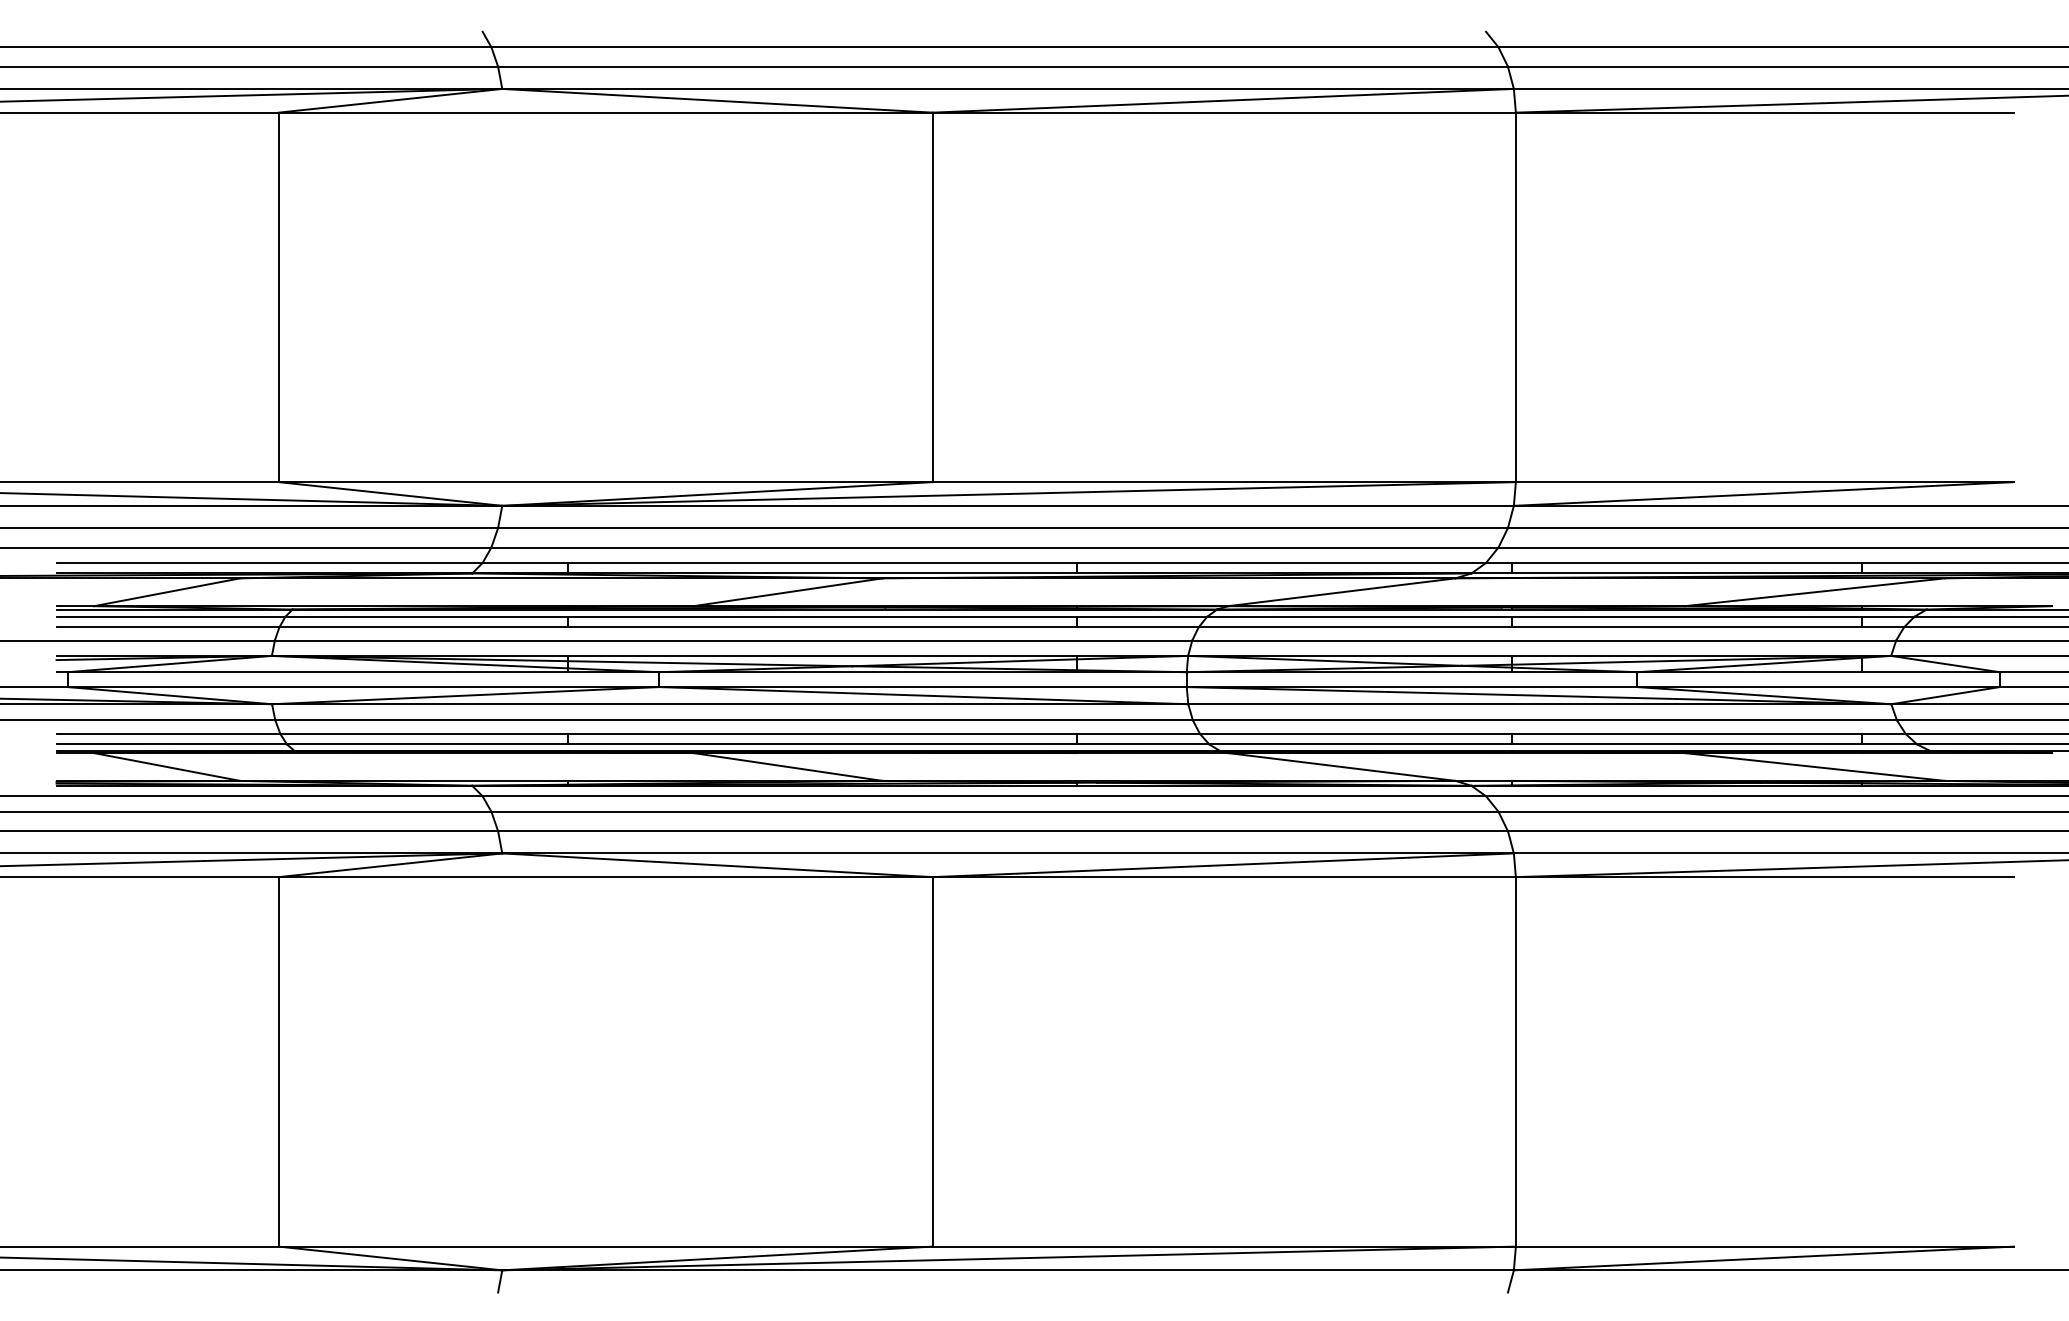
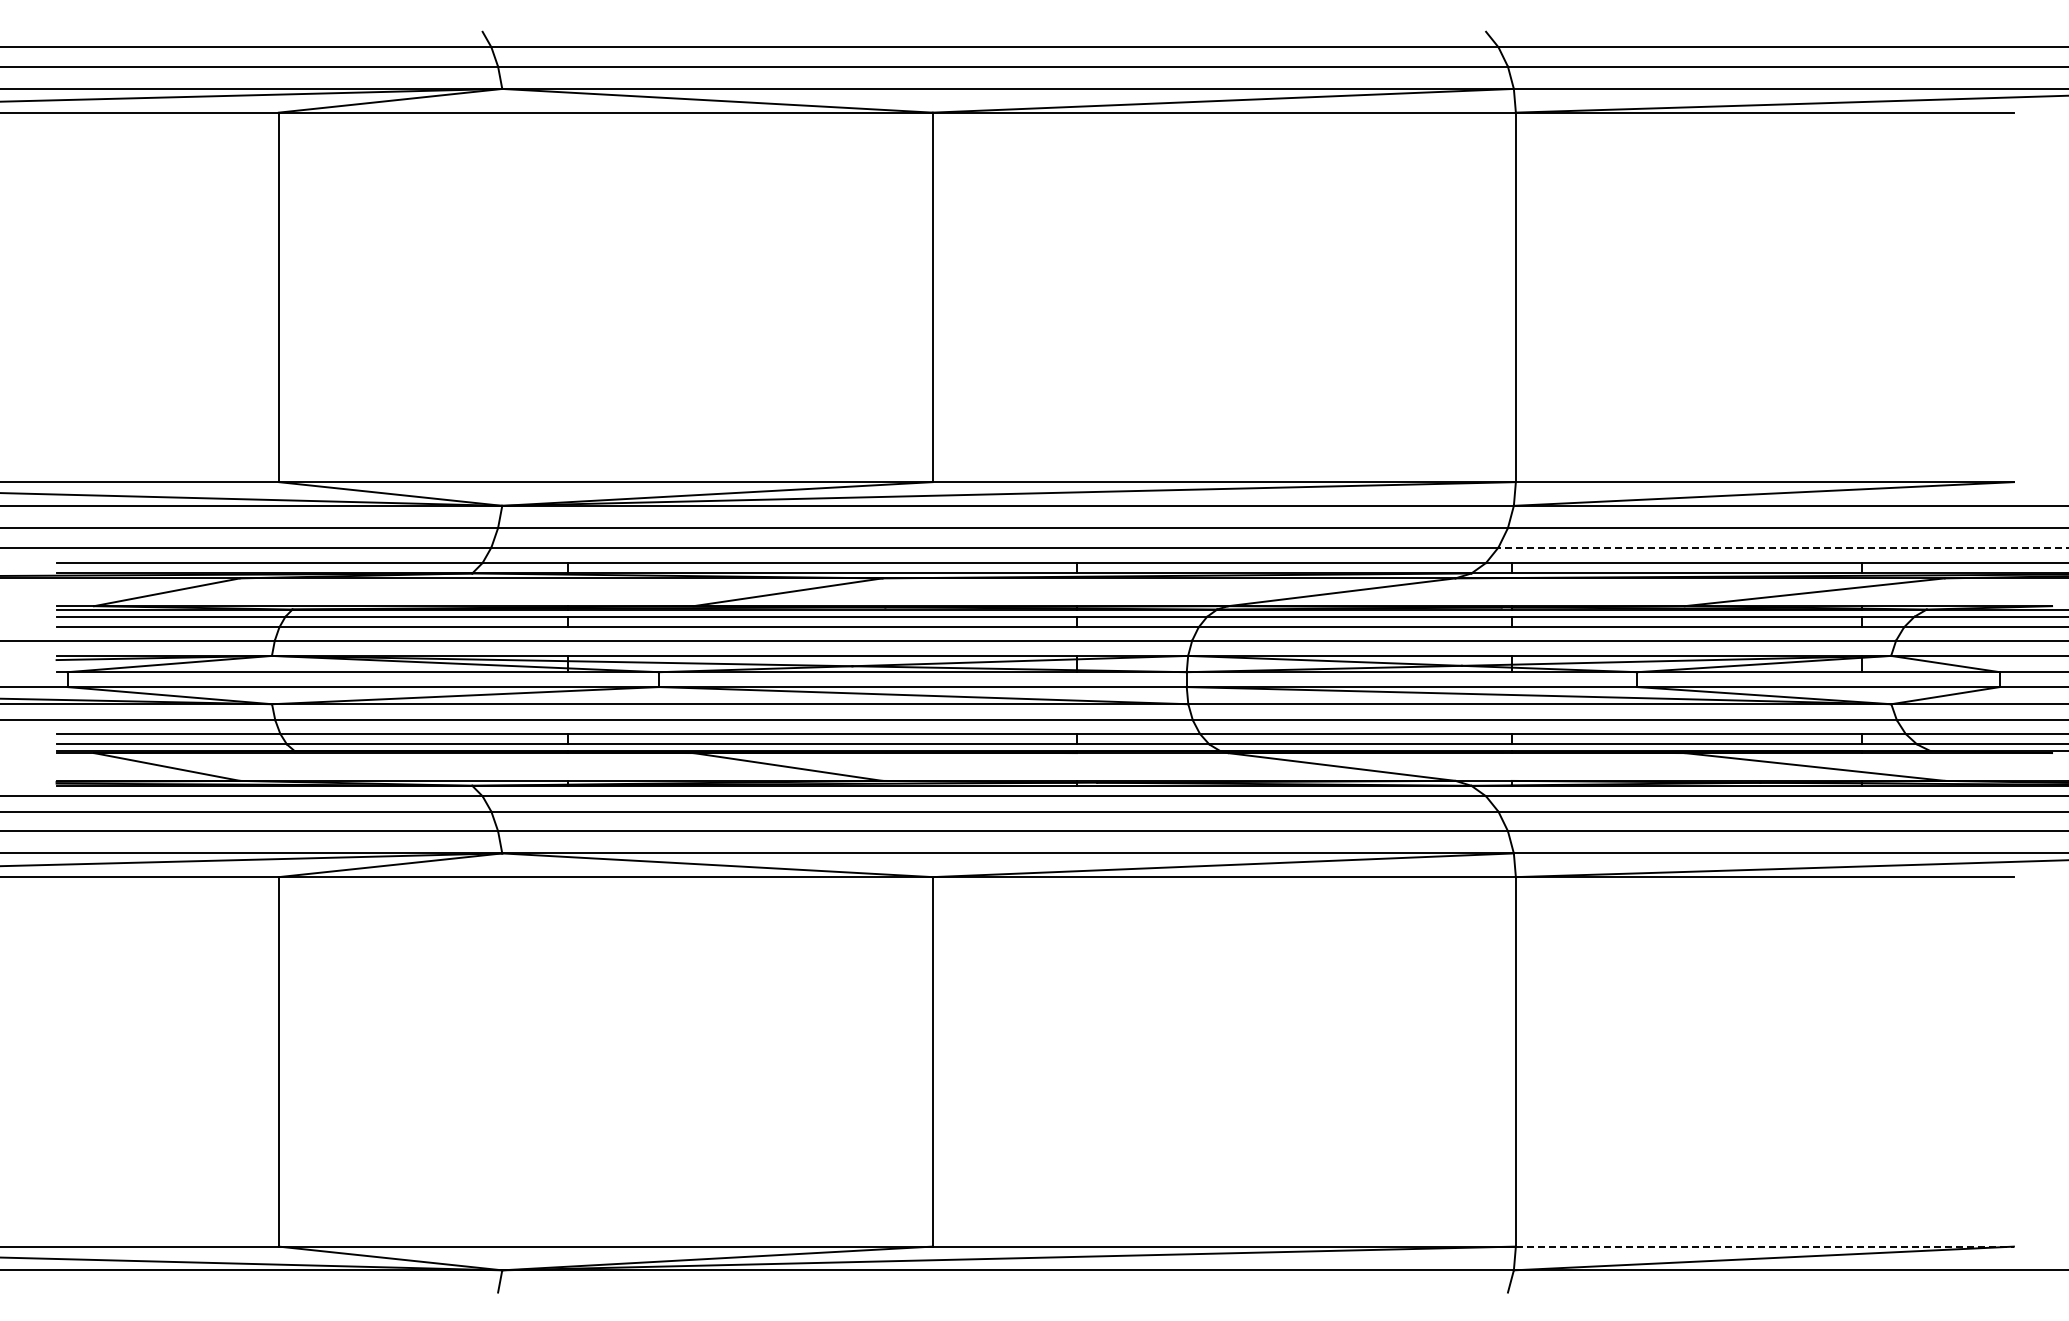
line: solid -> dashed (1783, 547)
line: solid -> dashed (1765, 1246)
